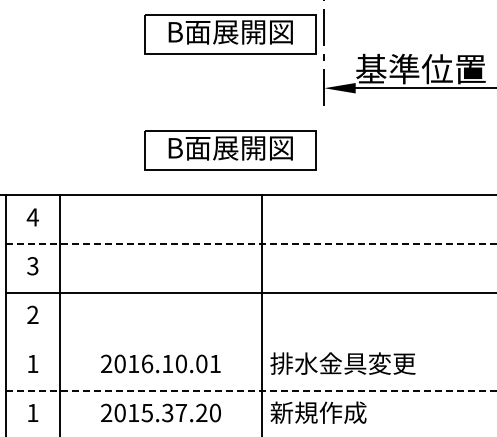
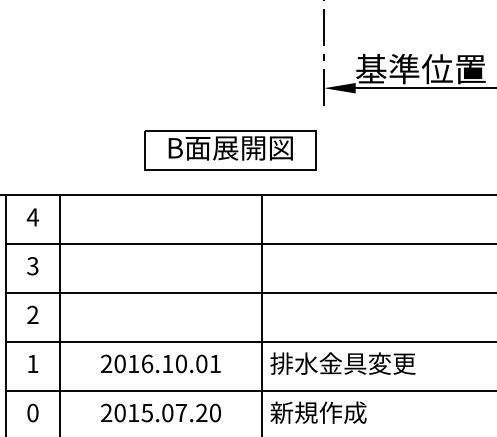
part: present -> none (230, 34)
line: dashed -> solid (251, 244)
line: none -> present (249, 341)
line: dashed -> solid (251, 390)
text: 1 -> 0 (32, 412)
text: 2015.37.20 -> 2015.07.20 (167, 413)
